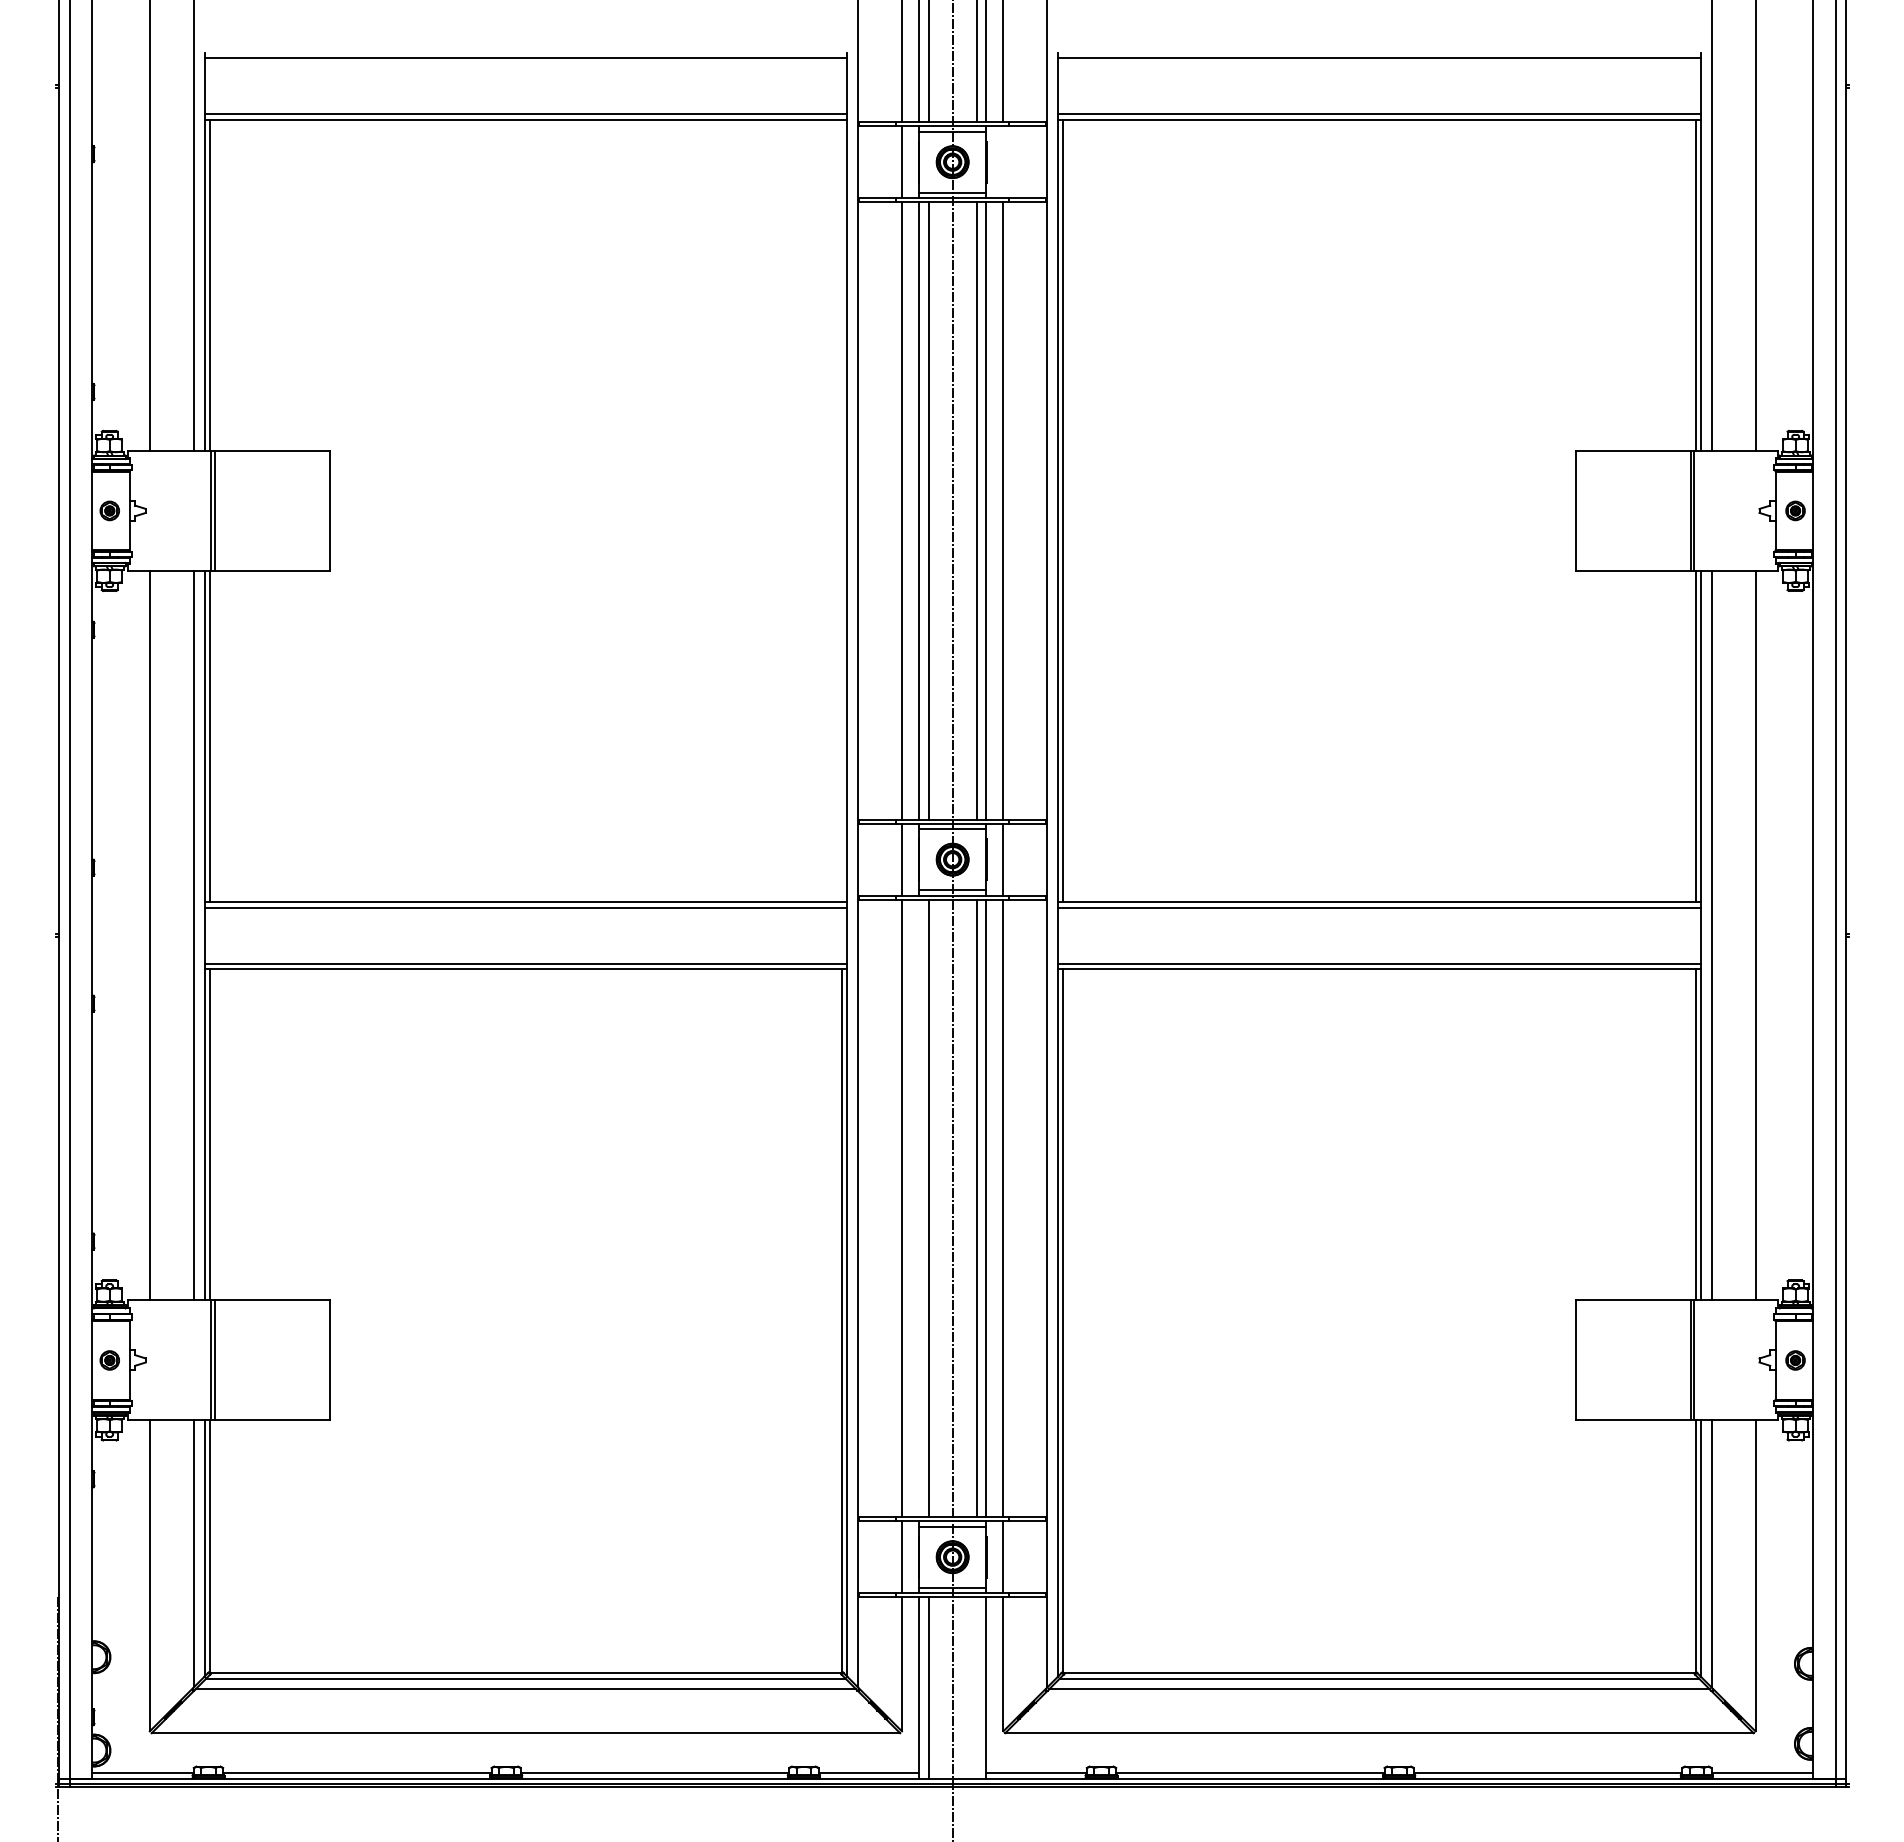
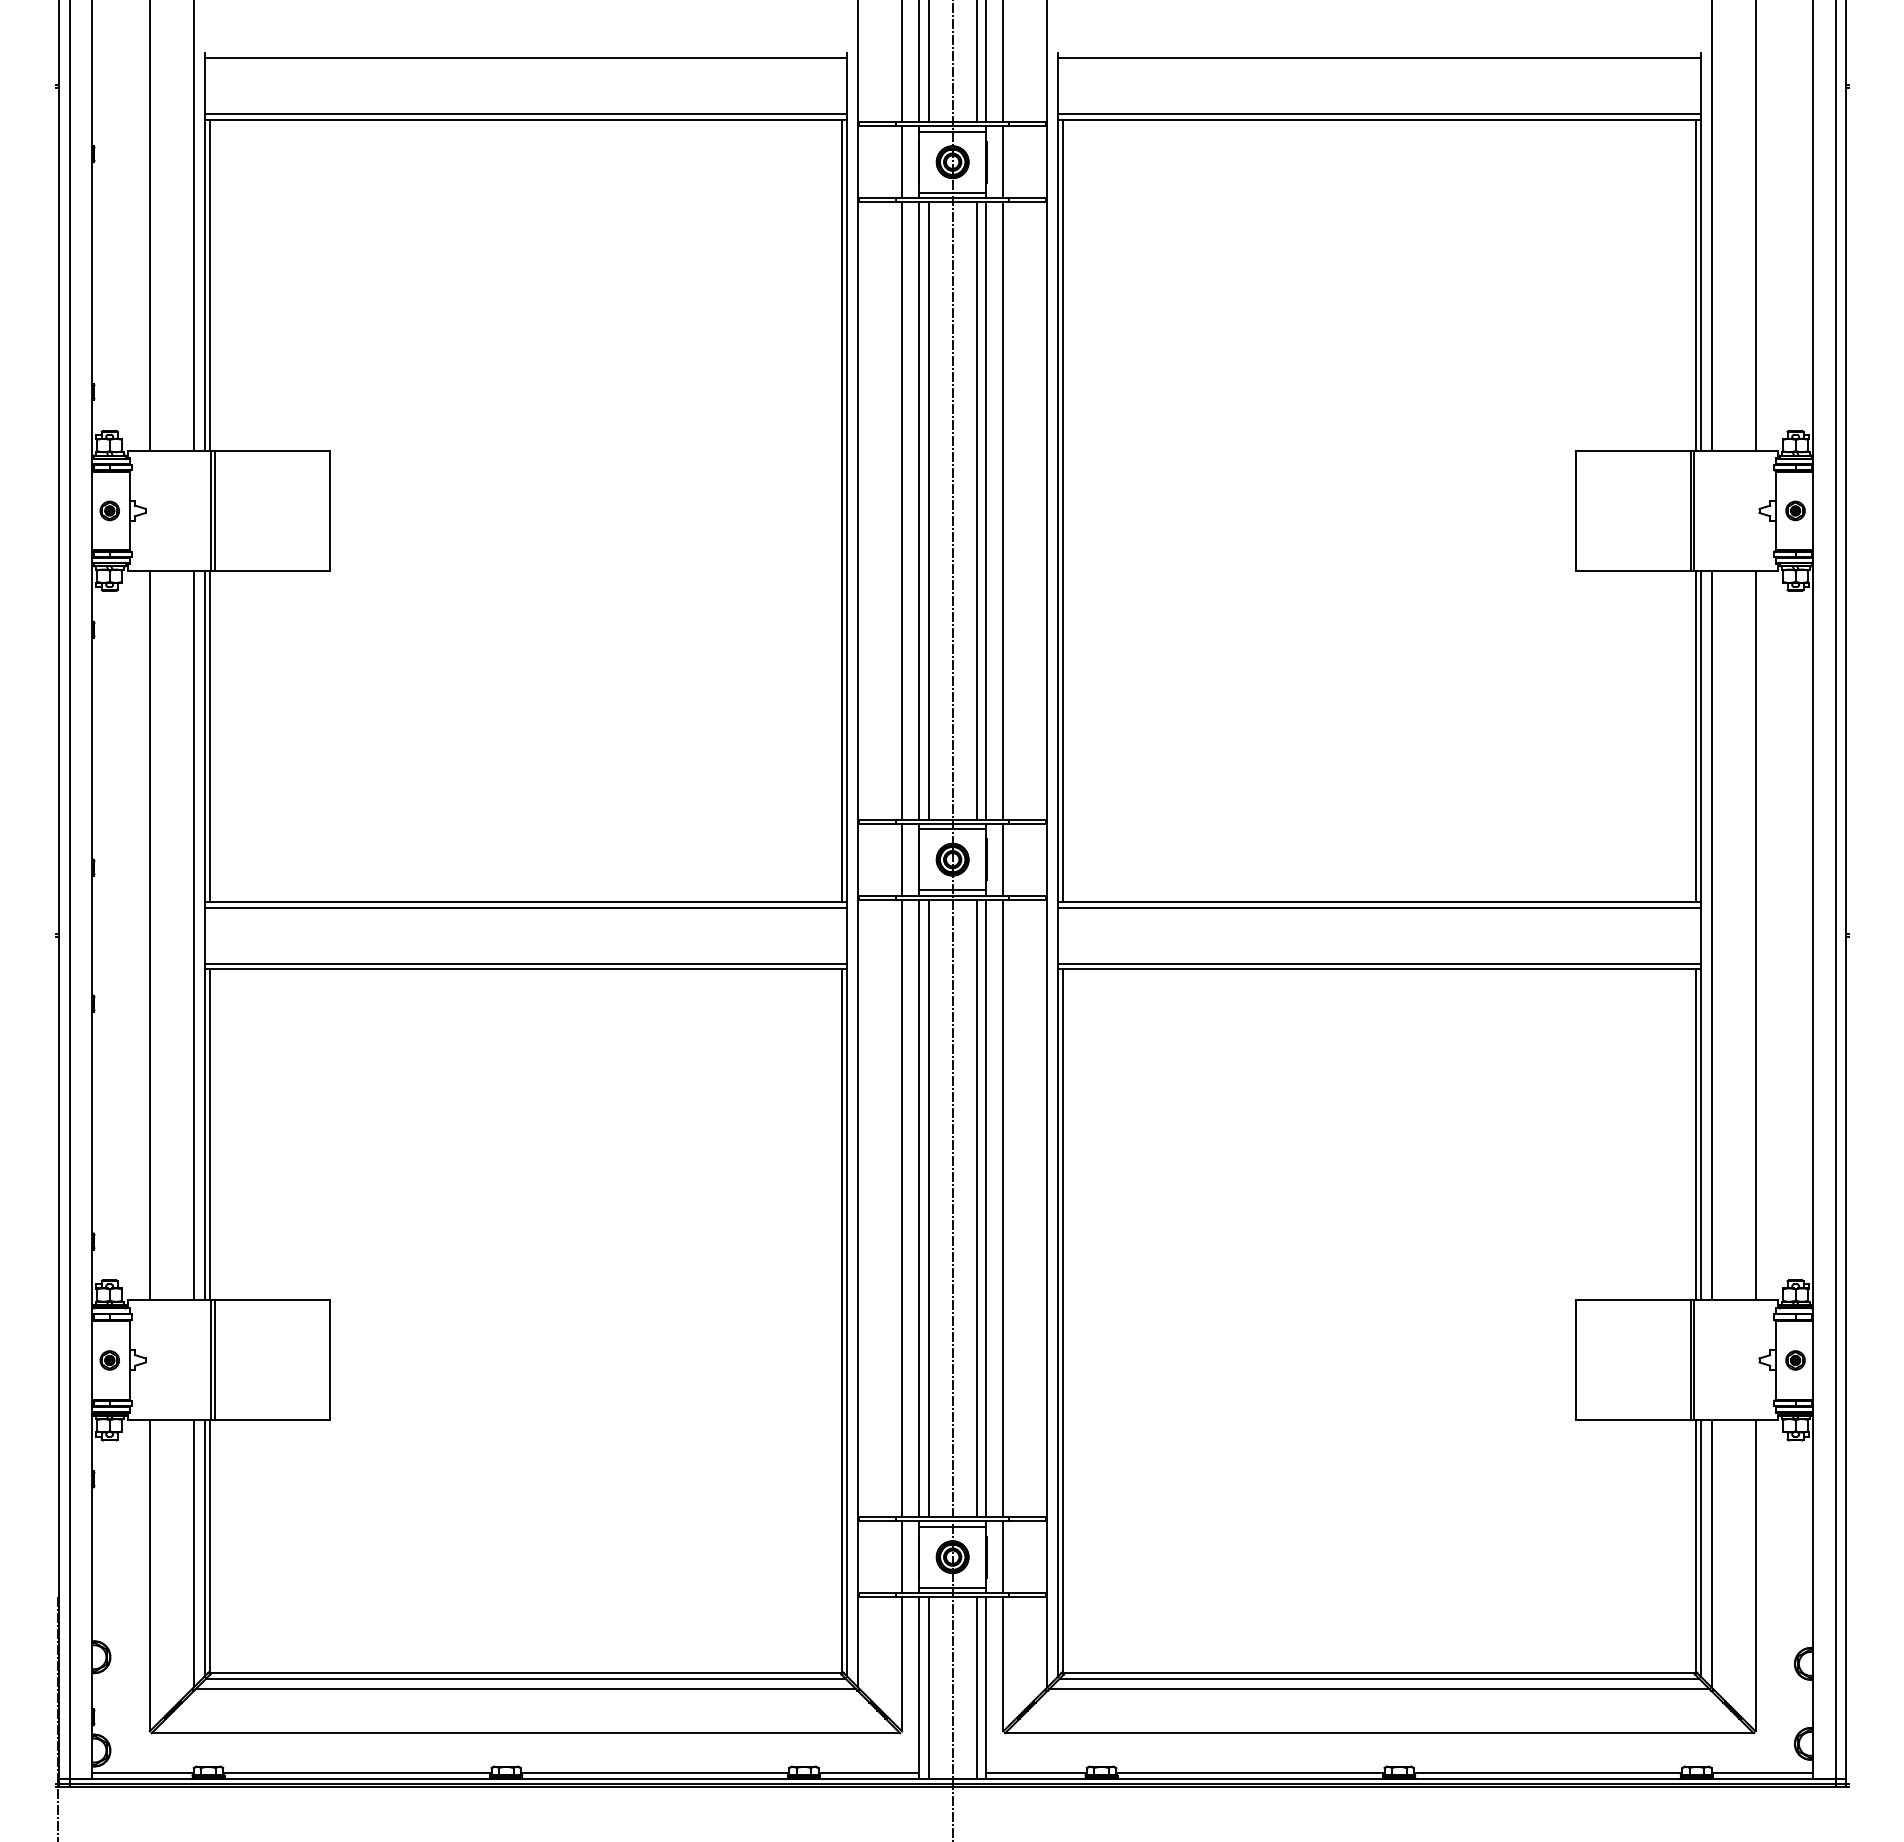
line: none -> present (1003, 162)
line: none -> present (841, 510)
line: none -> present (919, 1208)
line: none -> present (976, 1687)
